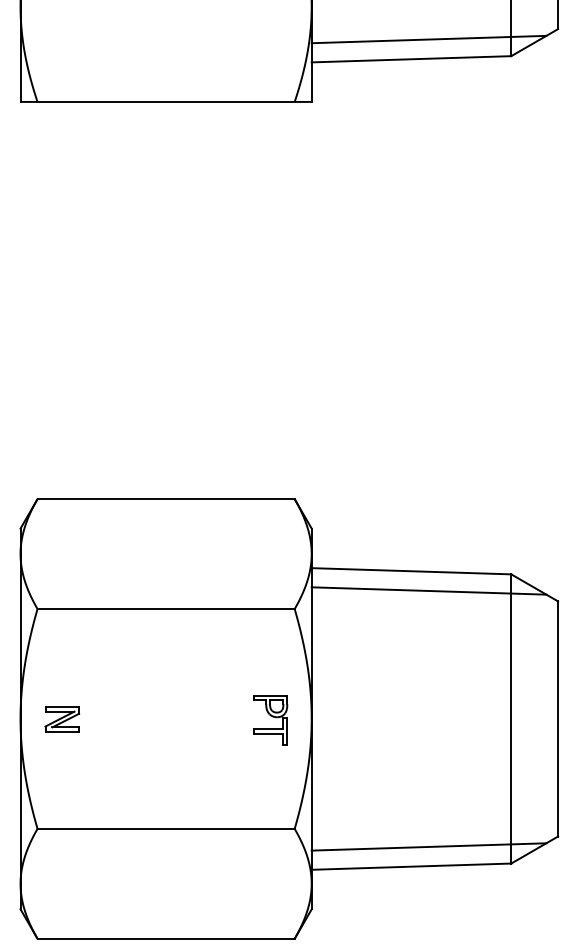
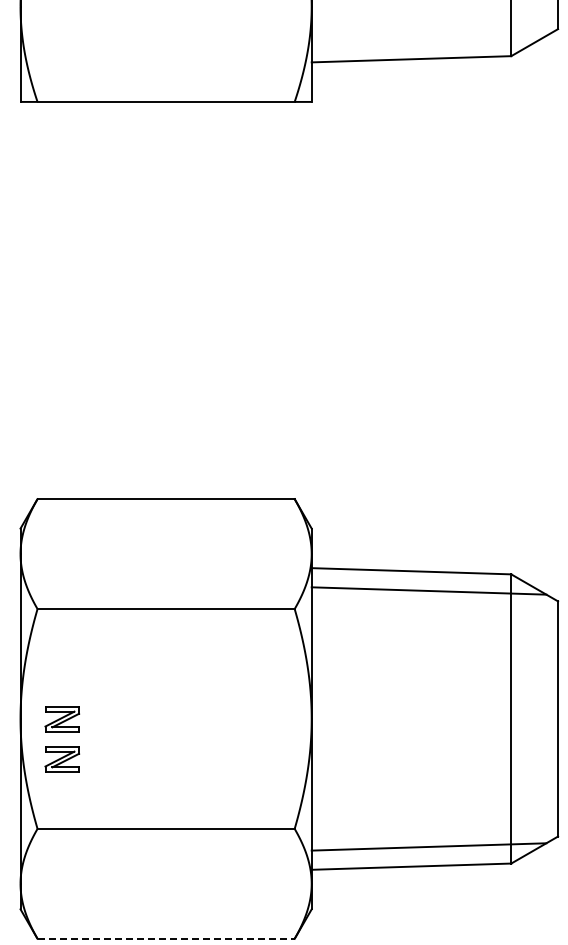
line: present -> none (428, 39)
part: present -> none (270, 720)
part: none -> present (61, 759)
line: solid -> dashed (166, 938)
